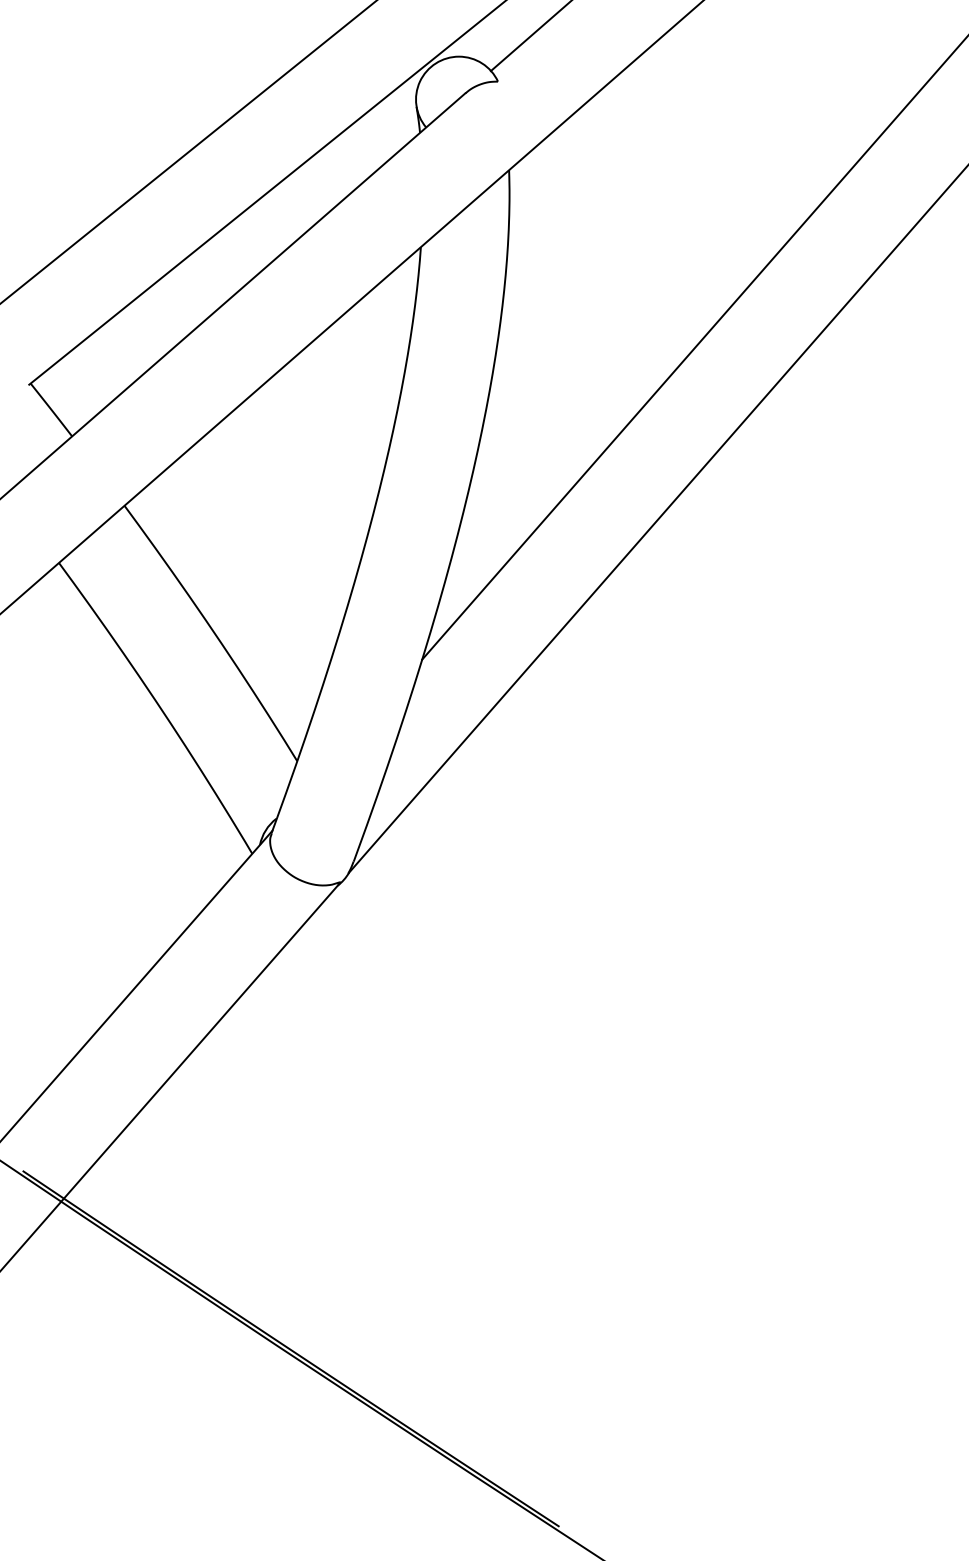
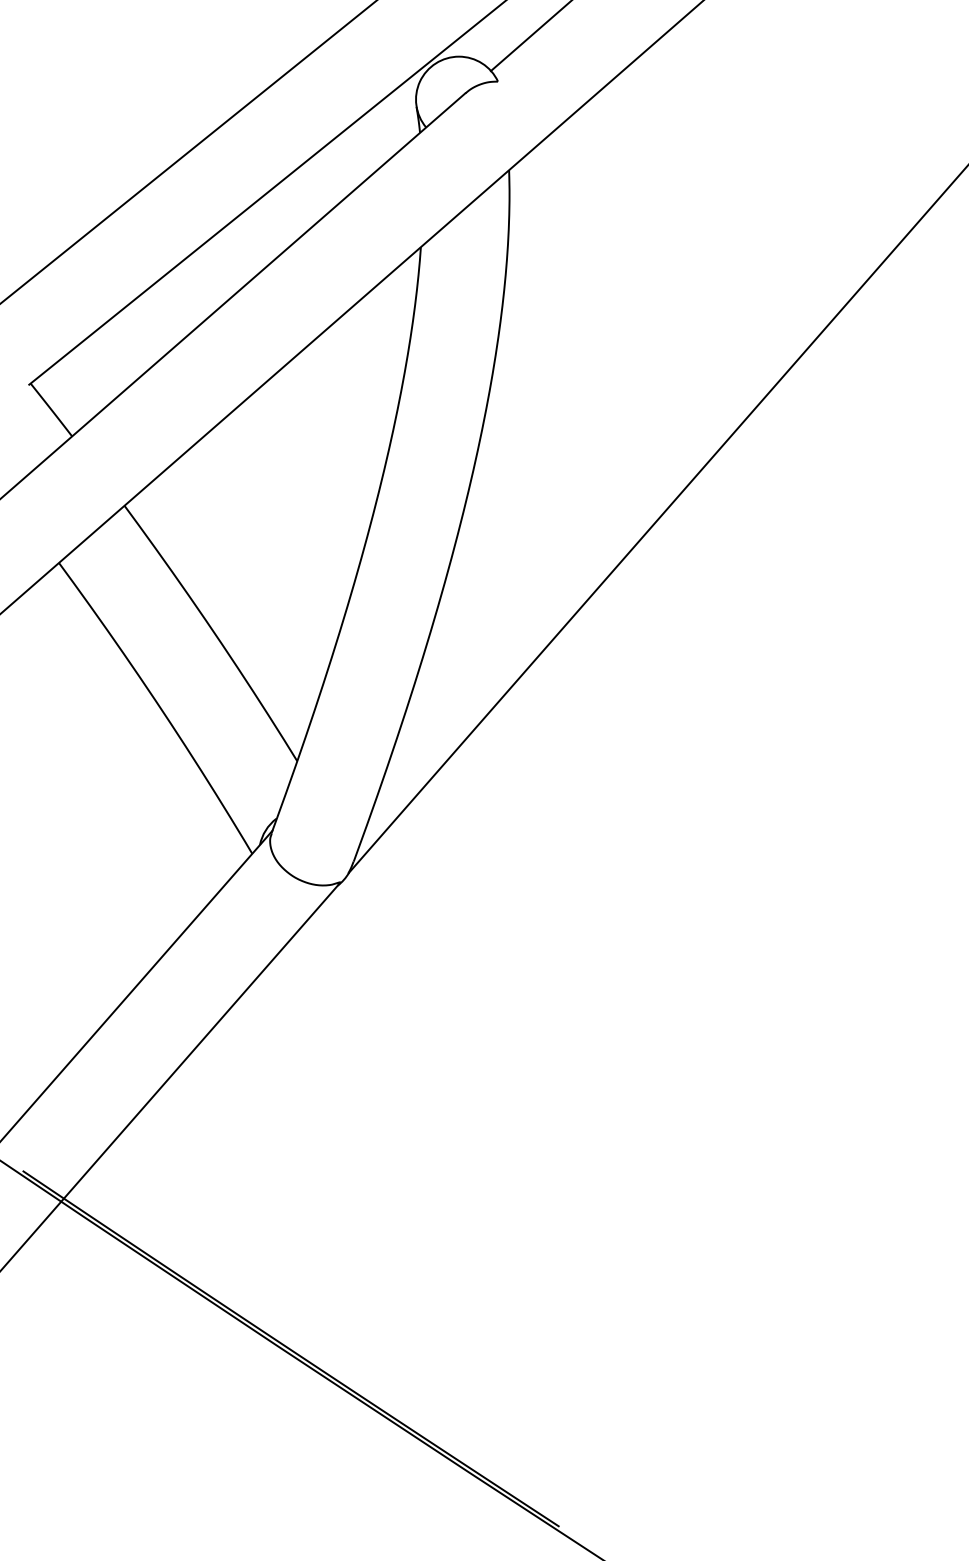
line: present -> none (693, 348)
